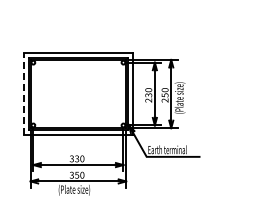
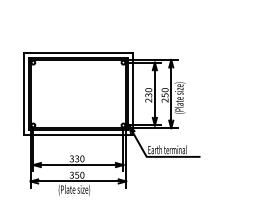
line: dashed -> solid (23, 94)
